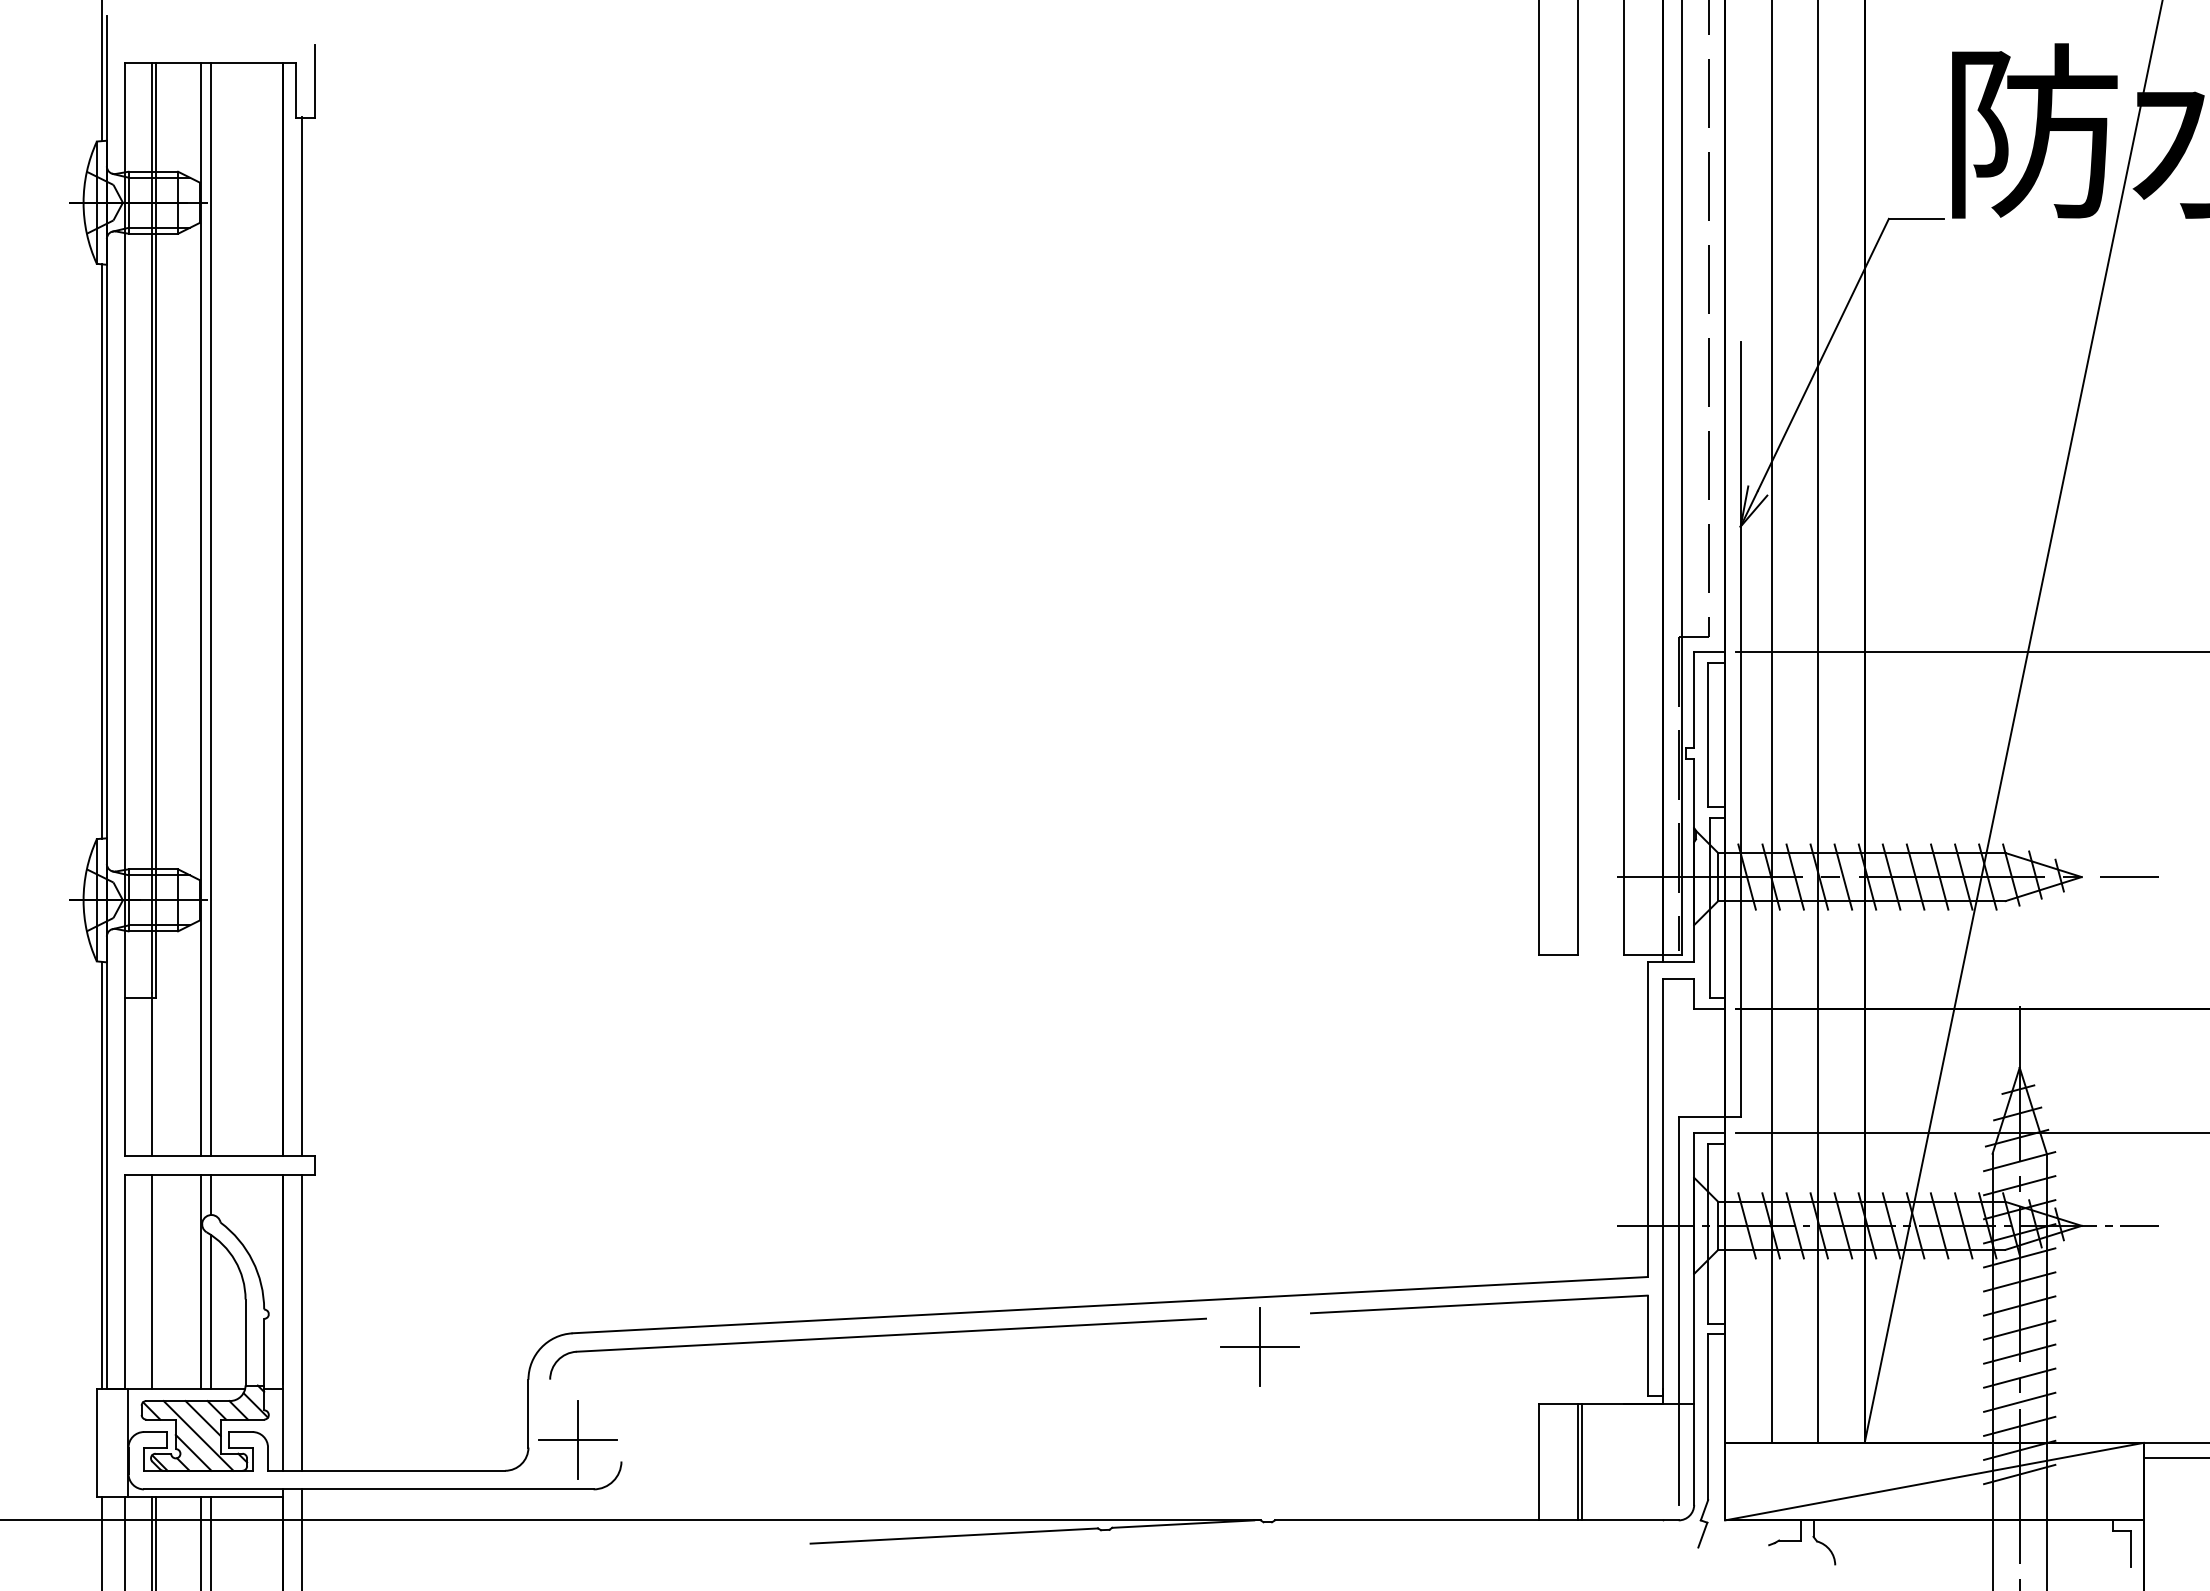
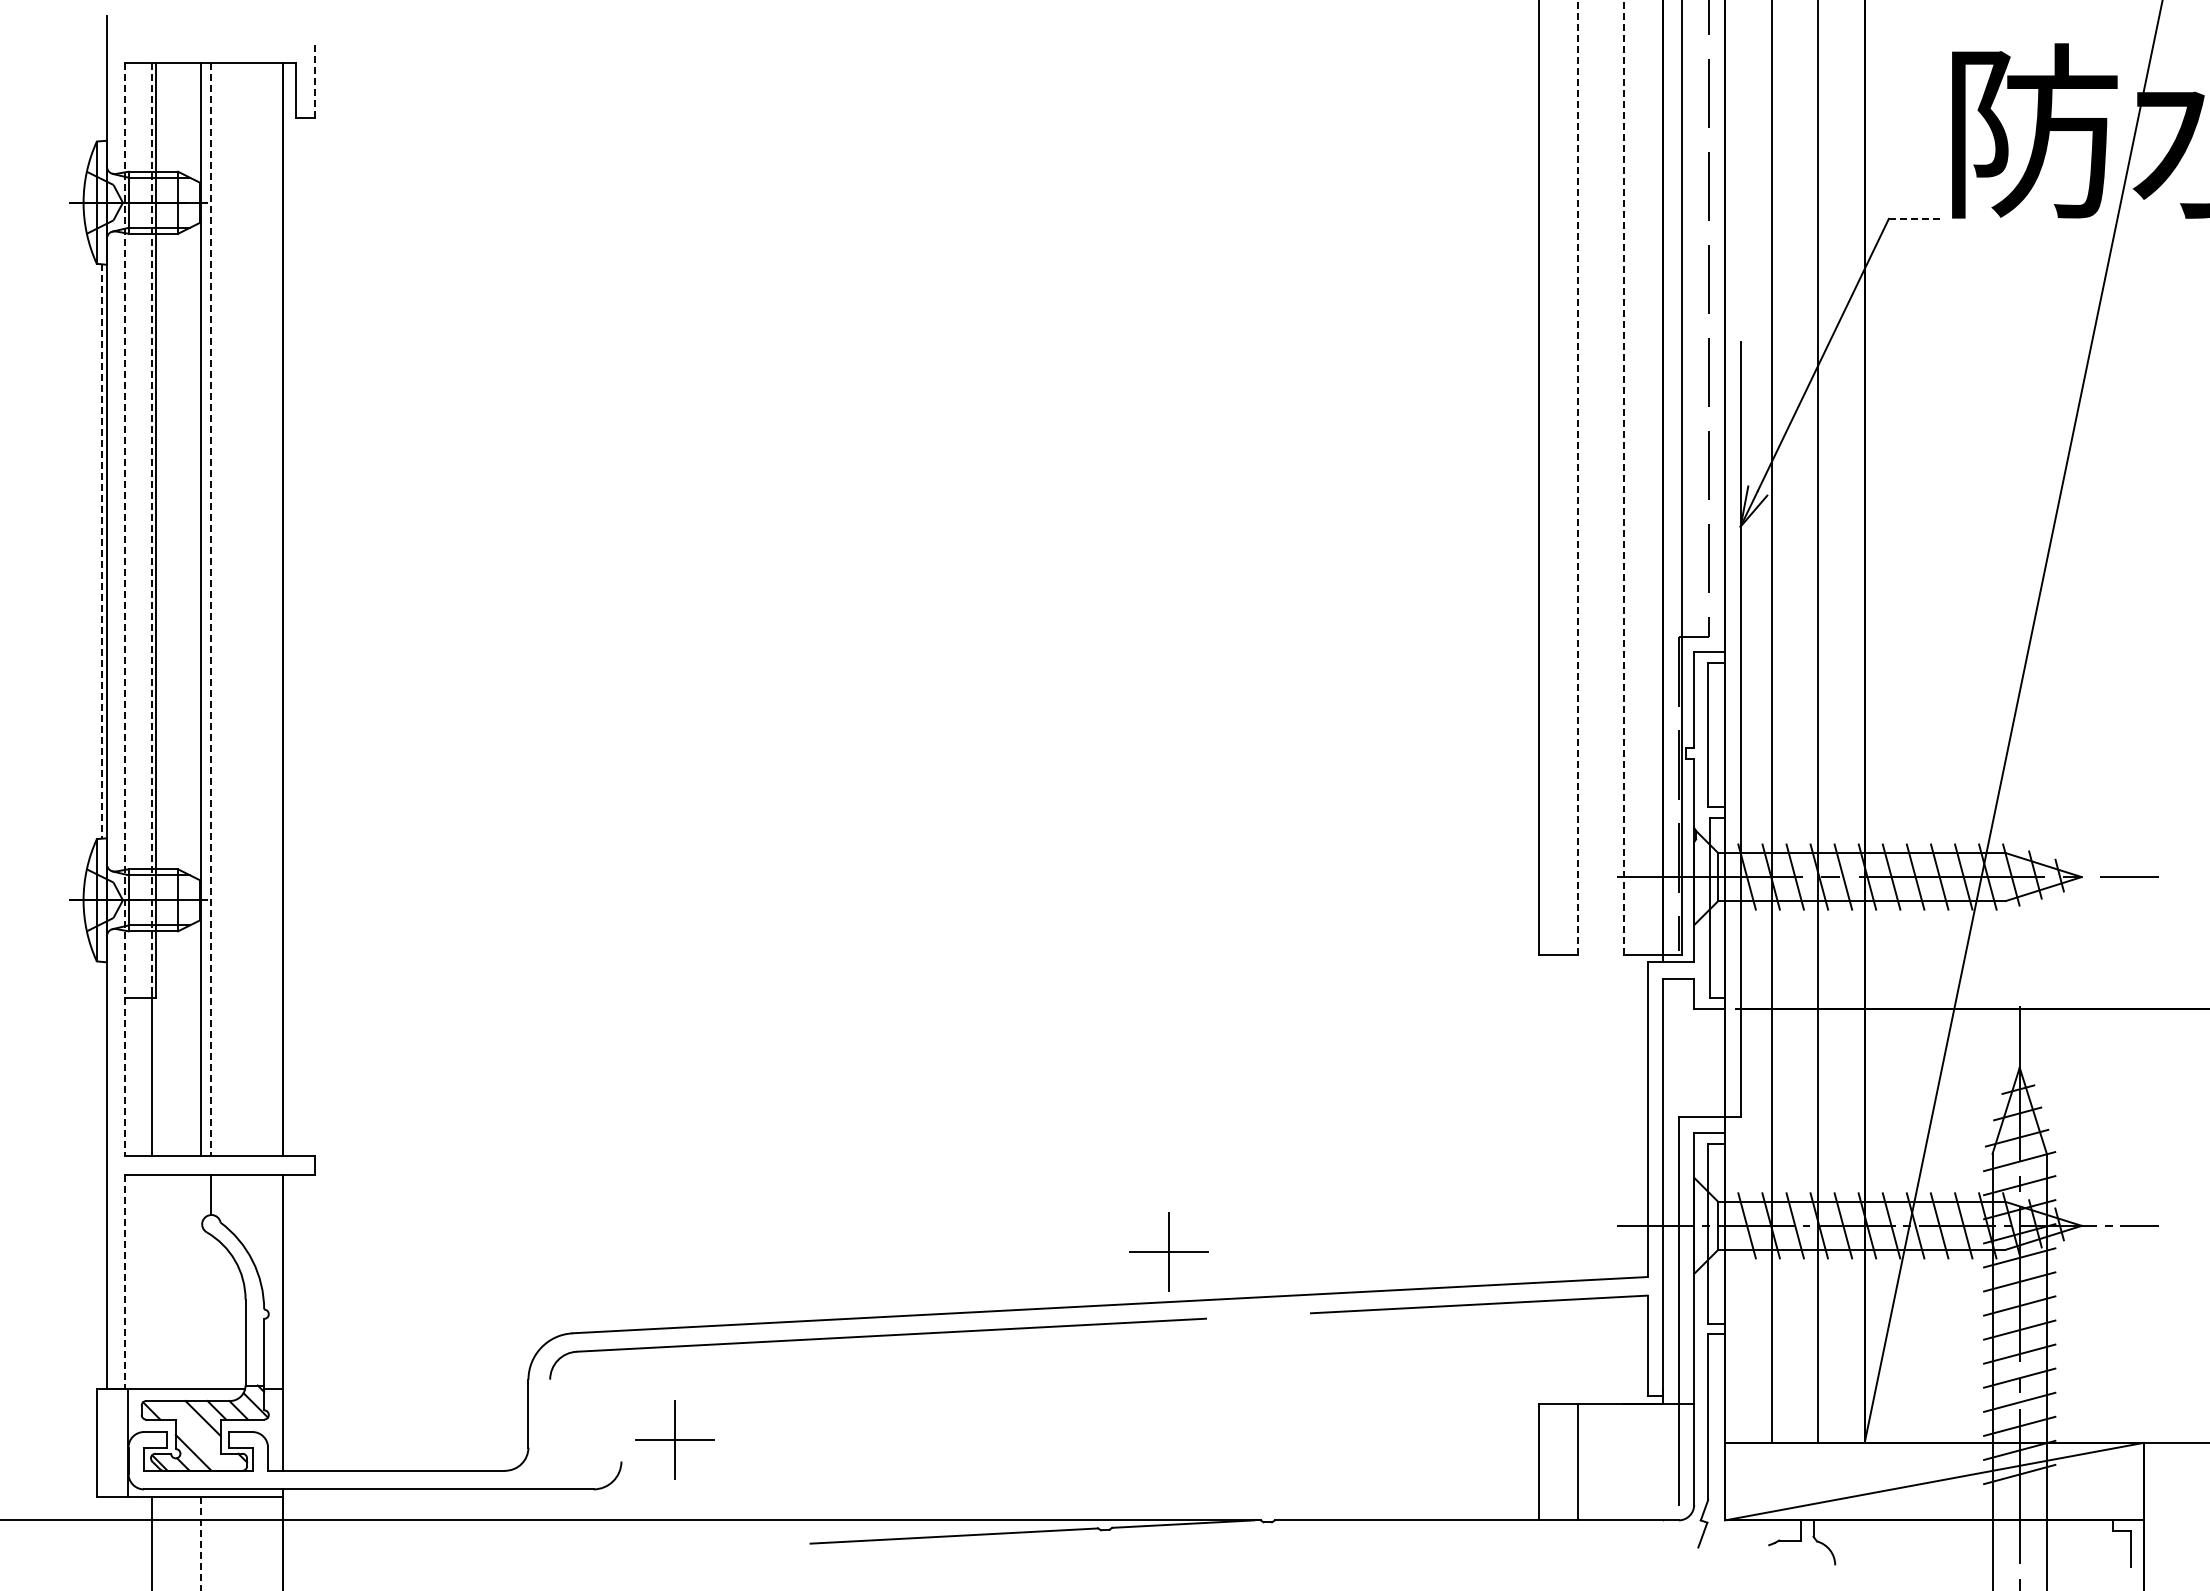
line: present -> none (102, 71)
line: solid -> dashed (314, 81)
line: solid -> dashed (1916, 218)
line: solid -> dashed (1577, 477)
line: solid -> dashed (1624, 477)
line: solid -> dashed (151, 528)
line: solid -> dashed (102, 551)
line: solid -> dashed (125, 610)
line: solid -> dashed (210, 610)
line: present -> none (301, 636)
line: present -> none (1971, 652)
line: present -> none (1971, 1132)
line: present -> none (102, 1174)
line: solid -> dashed (125, 1281)
line: present -> none (151, 1281)
line: present -> none (201, 1281)
line: present -> none (210, 1311)
line: present -> none (301, 1322)
part position: (1259, 1346) -> (1168, 1251) (1168, 1251)
line: present -> none (198, 1435)
part position: (577, 1439) -> (674, 1439) (674, 1439)
line: present -> none (2174, 1458)
line: present -> none (1582, 1462)
line: present -> none (301, 1538)
line: present -> none (102, 1542)
line: present -> none (125, 1542)
line: present -> none (156, 1542)
line: present -> none (210, 1542)
line: solid -> dashed (201, 1544)
